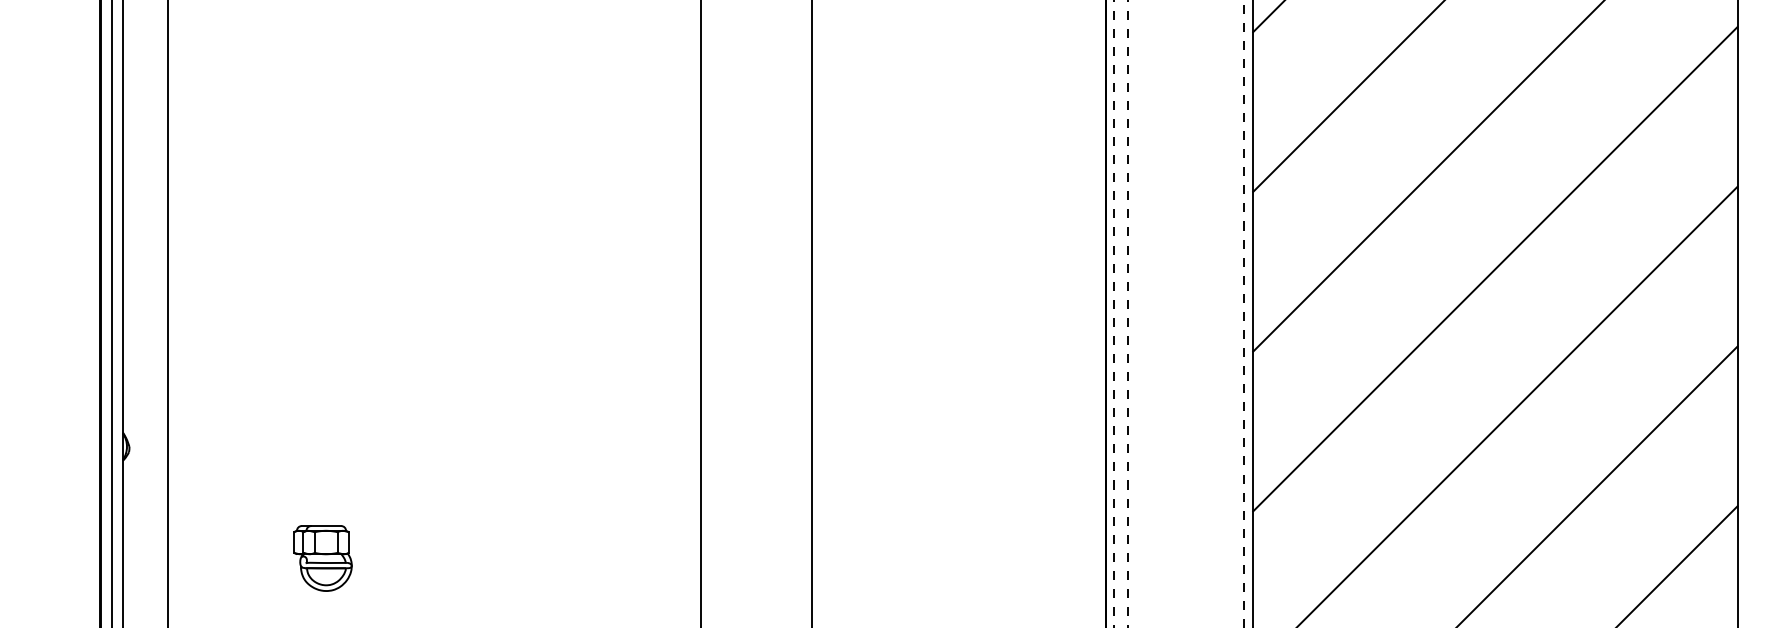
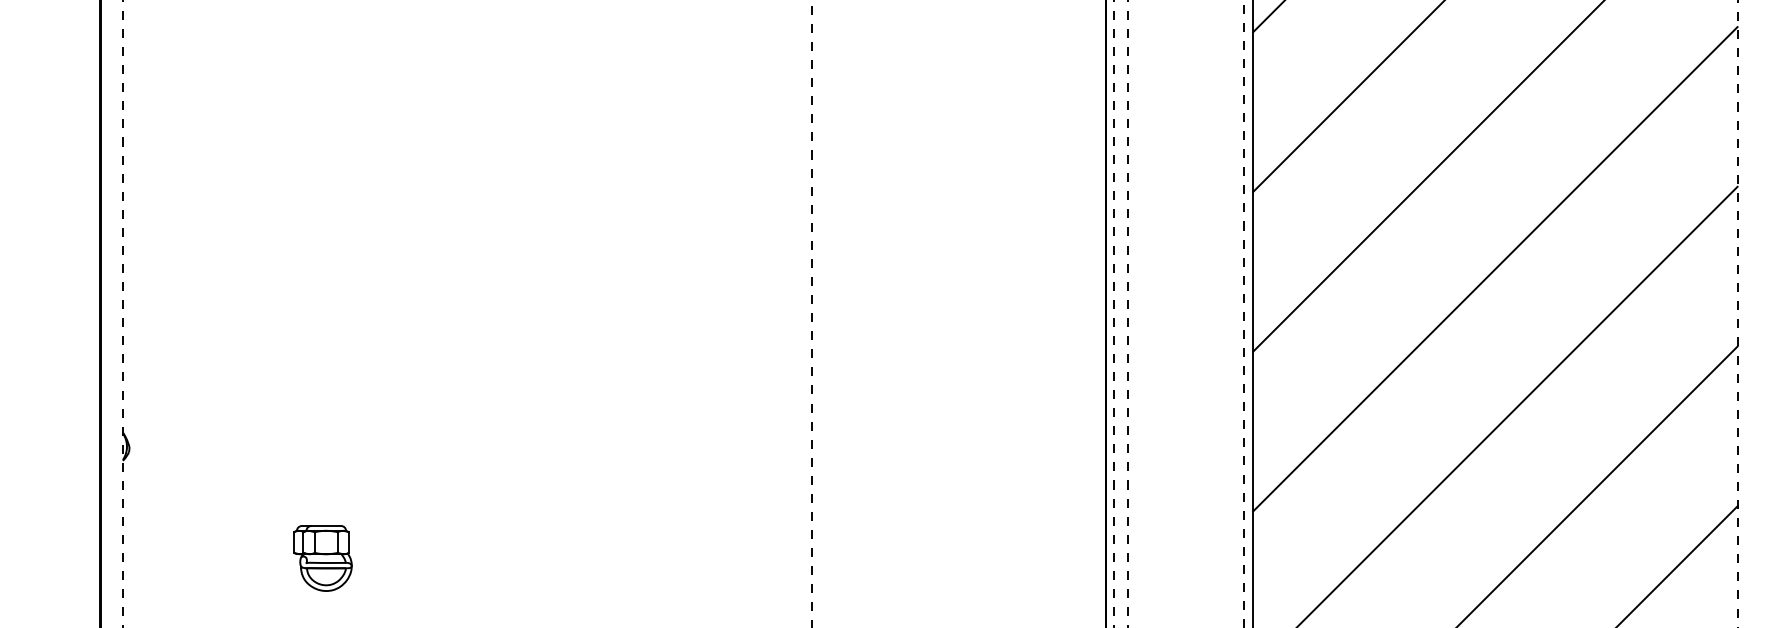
line: present -> none (112, 313)
line: present -> none (168, 313)
line: present -> none (700, 313)
line: solid -> dashed (122, 314)
line: solid -> dashed (811, 314)
line: solid -> dashed (1738, 314)
